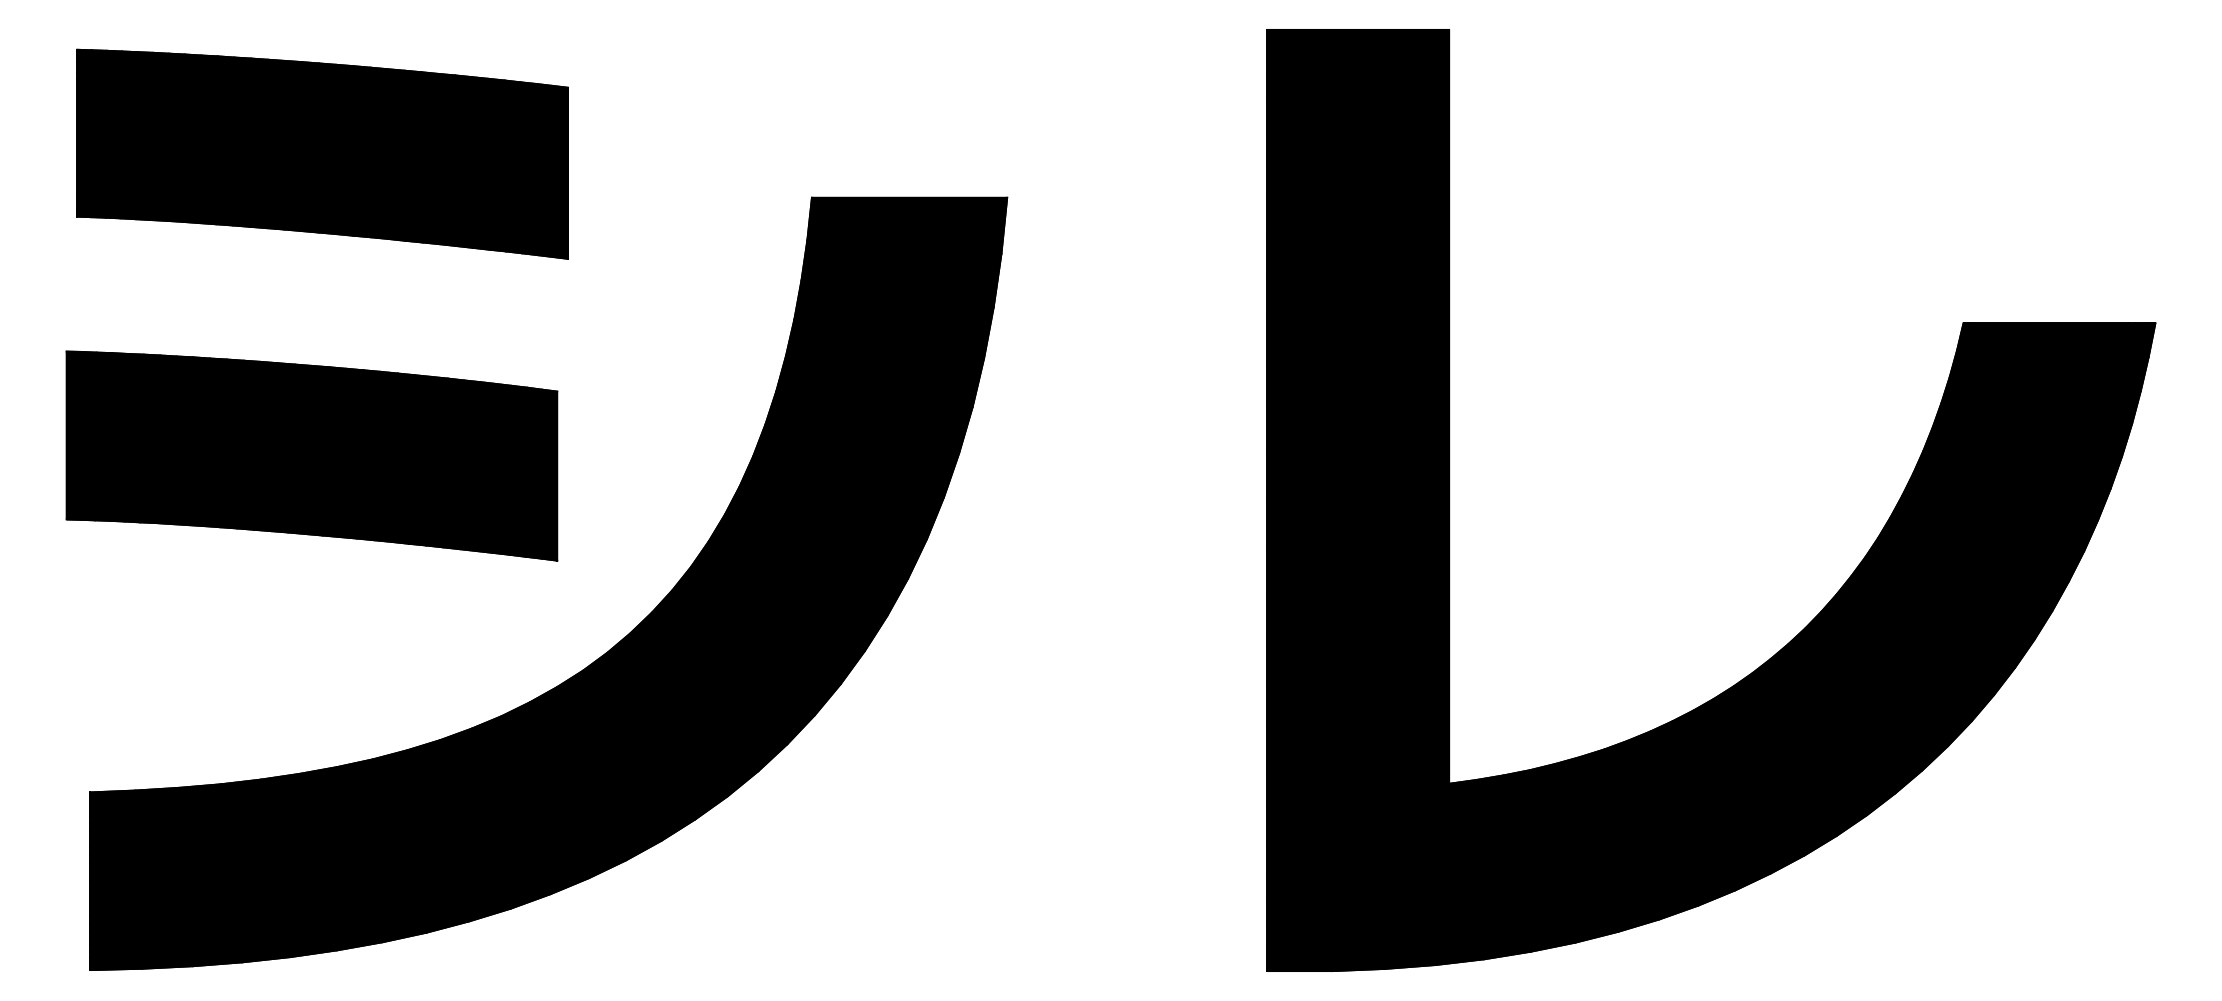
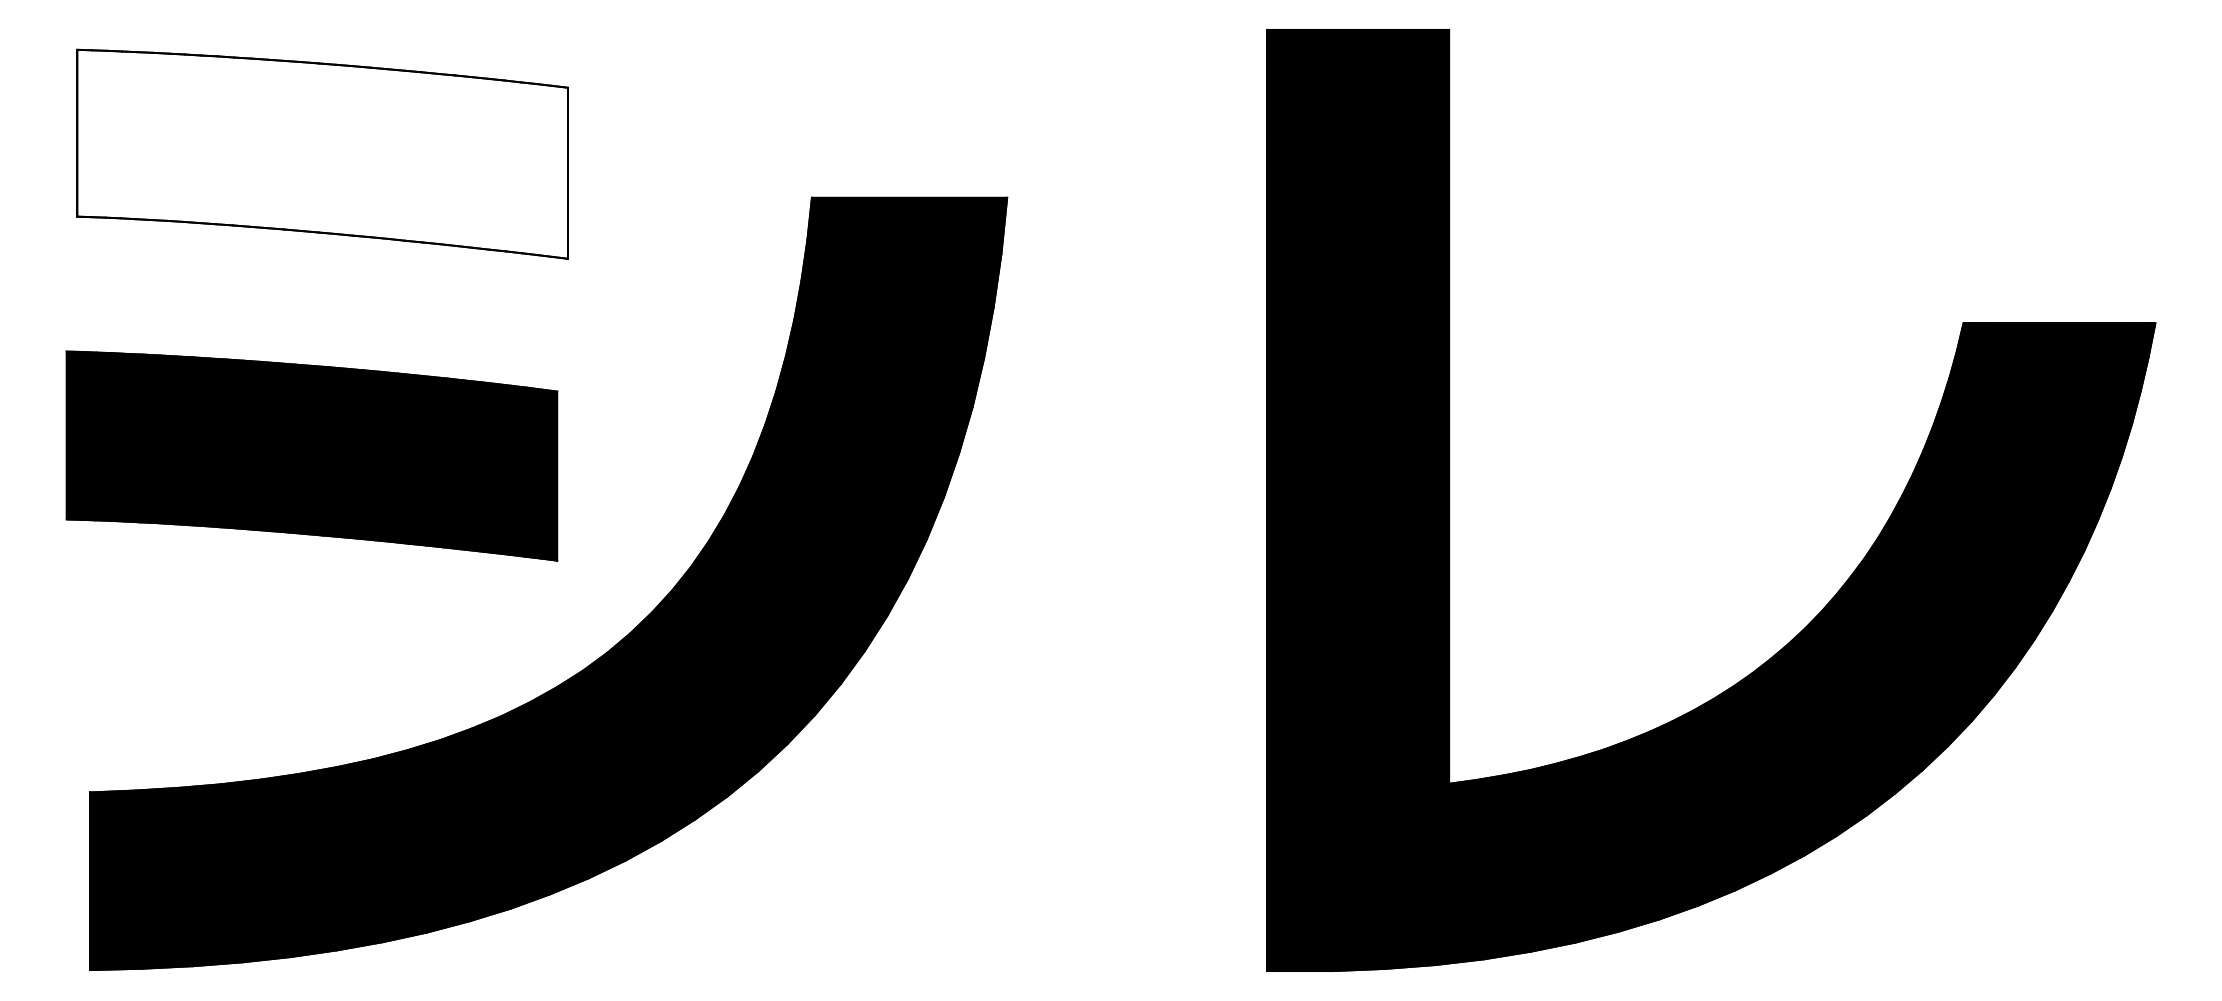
fill: present -> none (322, 153)
